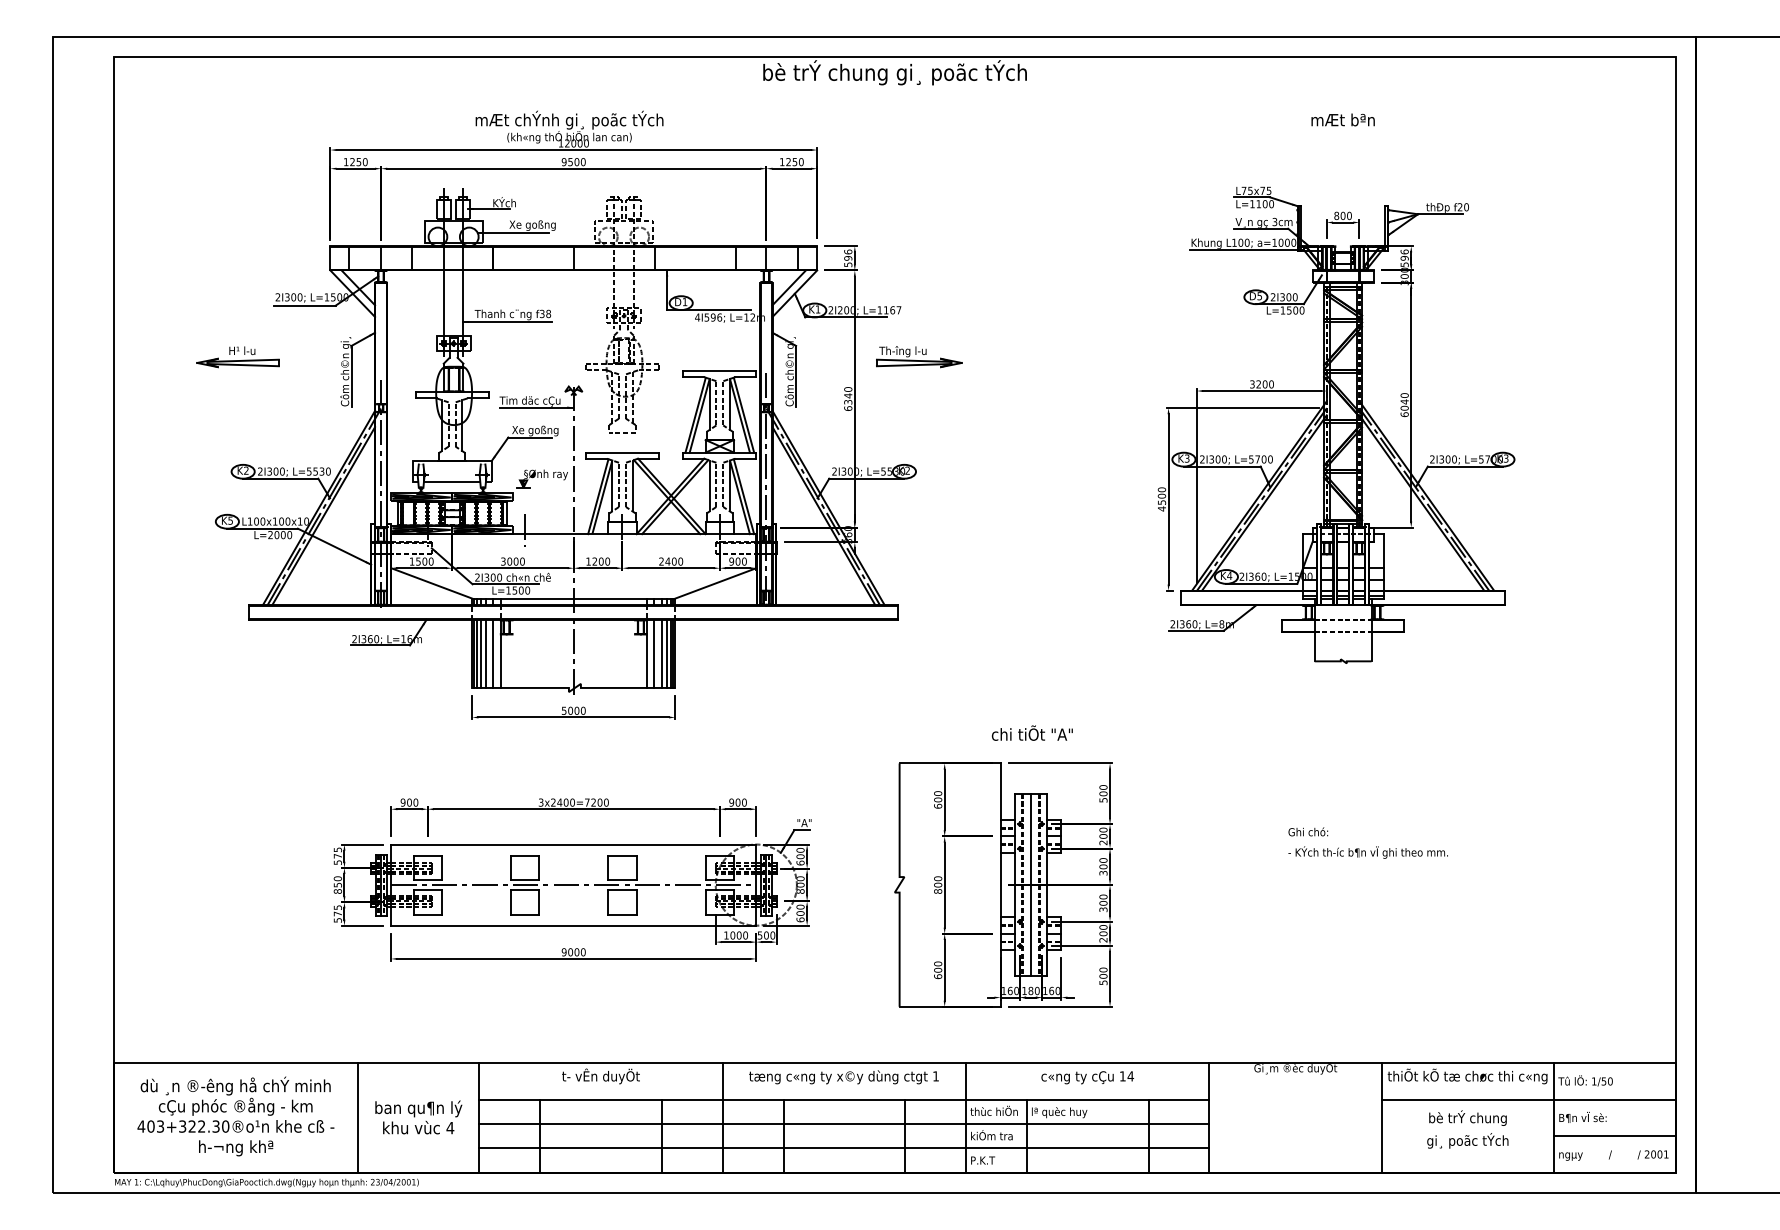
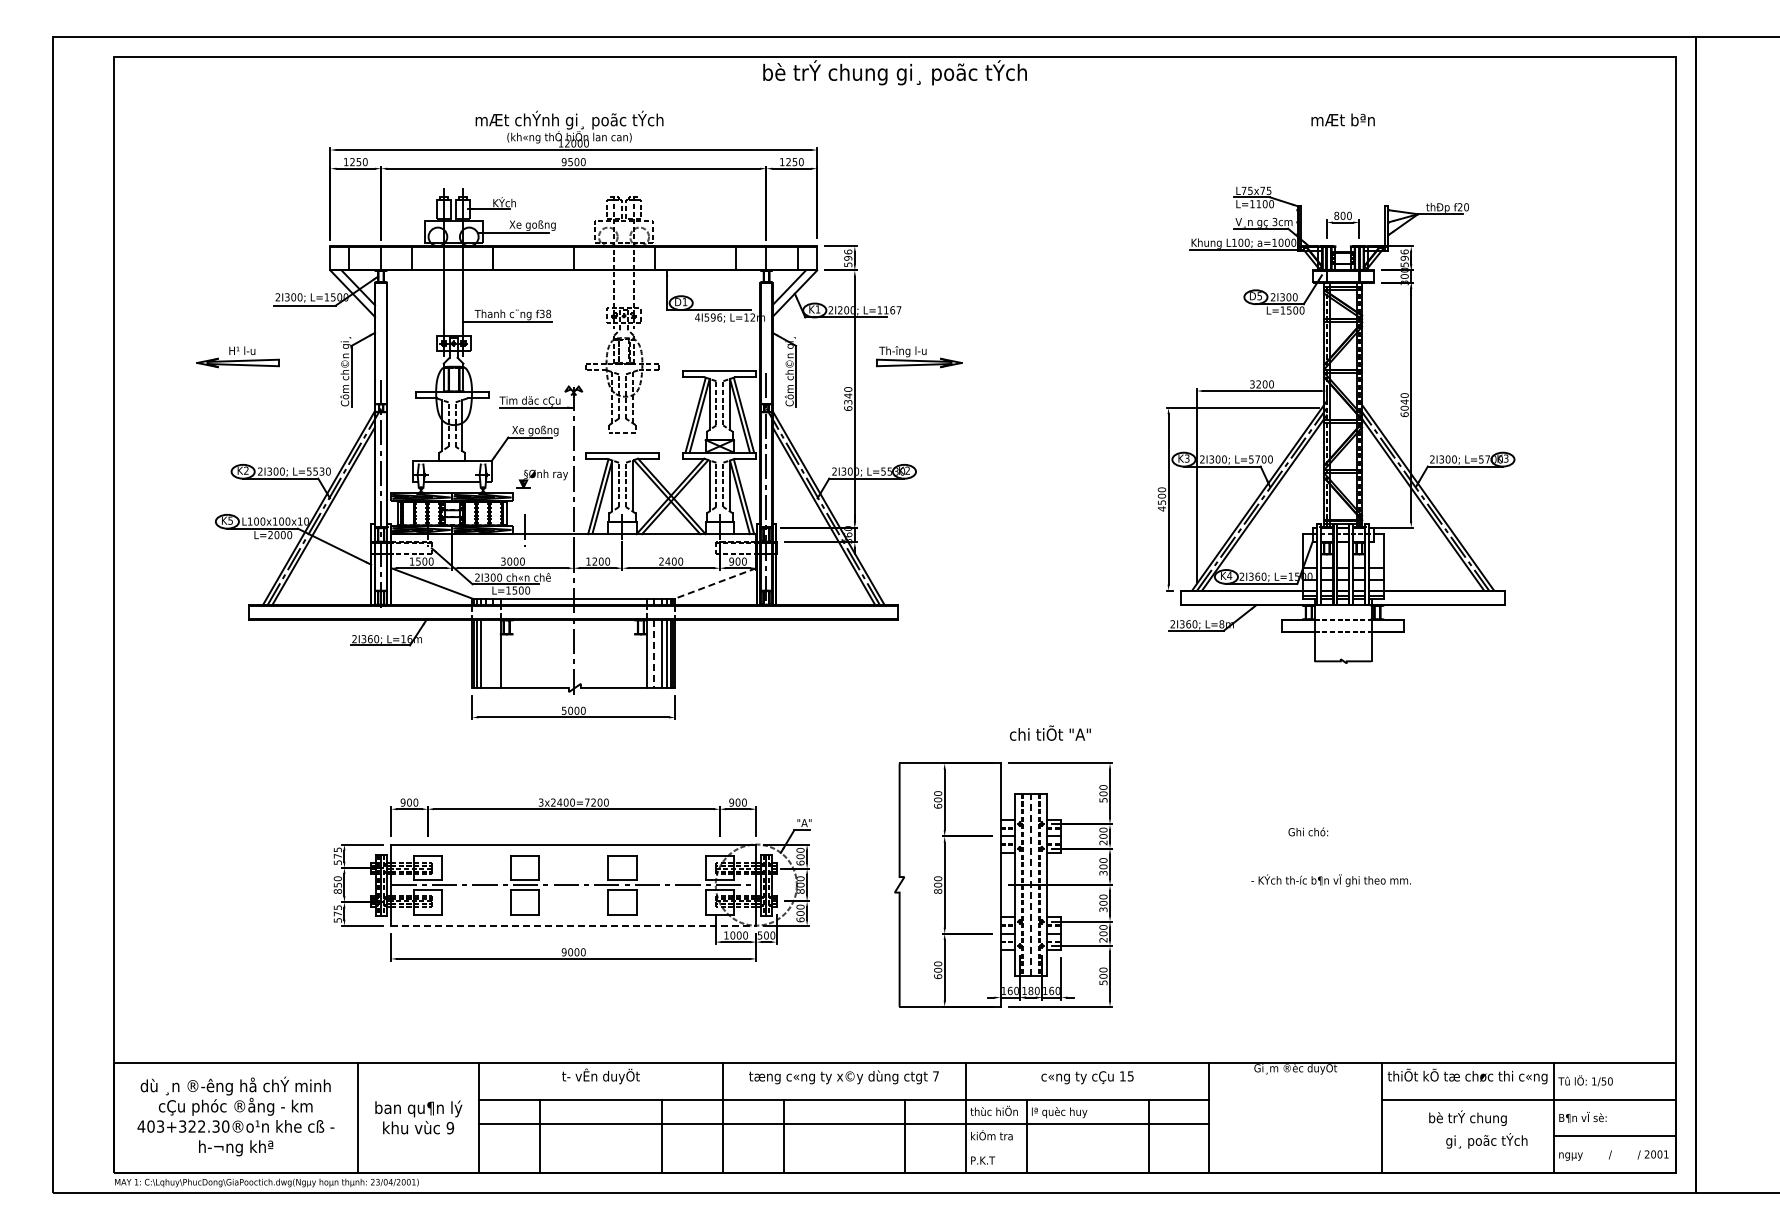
line: solid -> dashed (715, 583)
line: present -> none (485, 653)
line: present -> none (493, 653)
line: solid -> dashed (654, 654)
text position: (1031, 732) -> (1049, 732) (1049, 732)
text position: (1367, 852) -> (1330, 880) (1330, 880)
line: solid -> dashed (1030, 884)
line: solid -> dashed (573, 925)
text: 1 -> 7 (935, 1076)
text: 14 -> 15 (1130, 1076)
text: 4 -> 9 (450, 1127)
text position: (1467, 1140) -> (1486, 1140) (1486, 1140)
line: present -> none (844, 1148)
